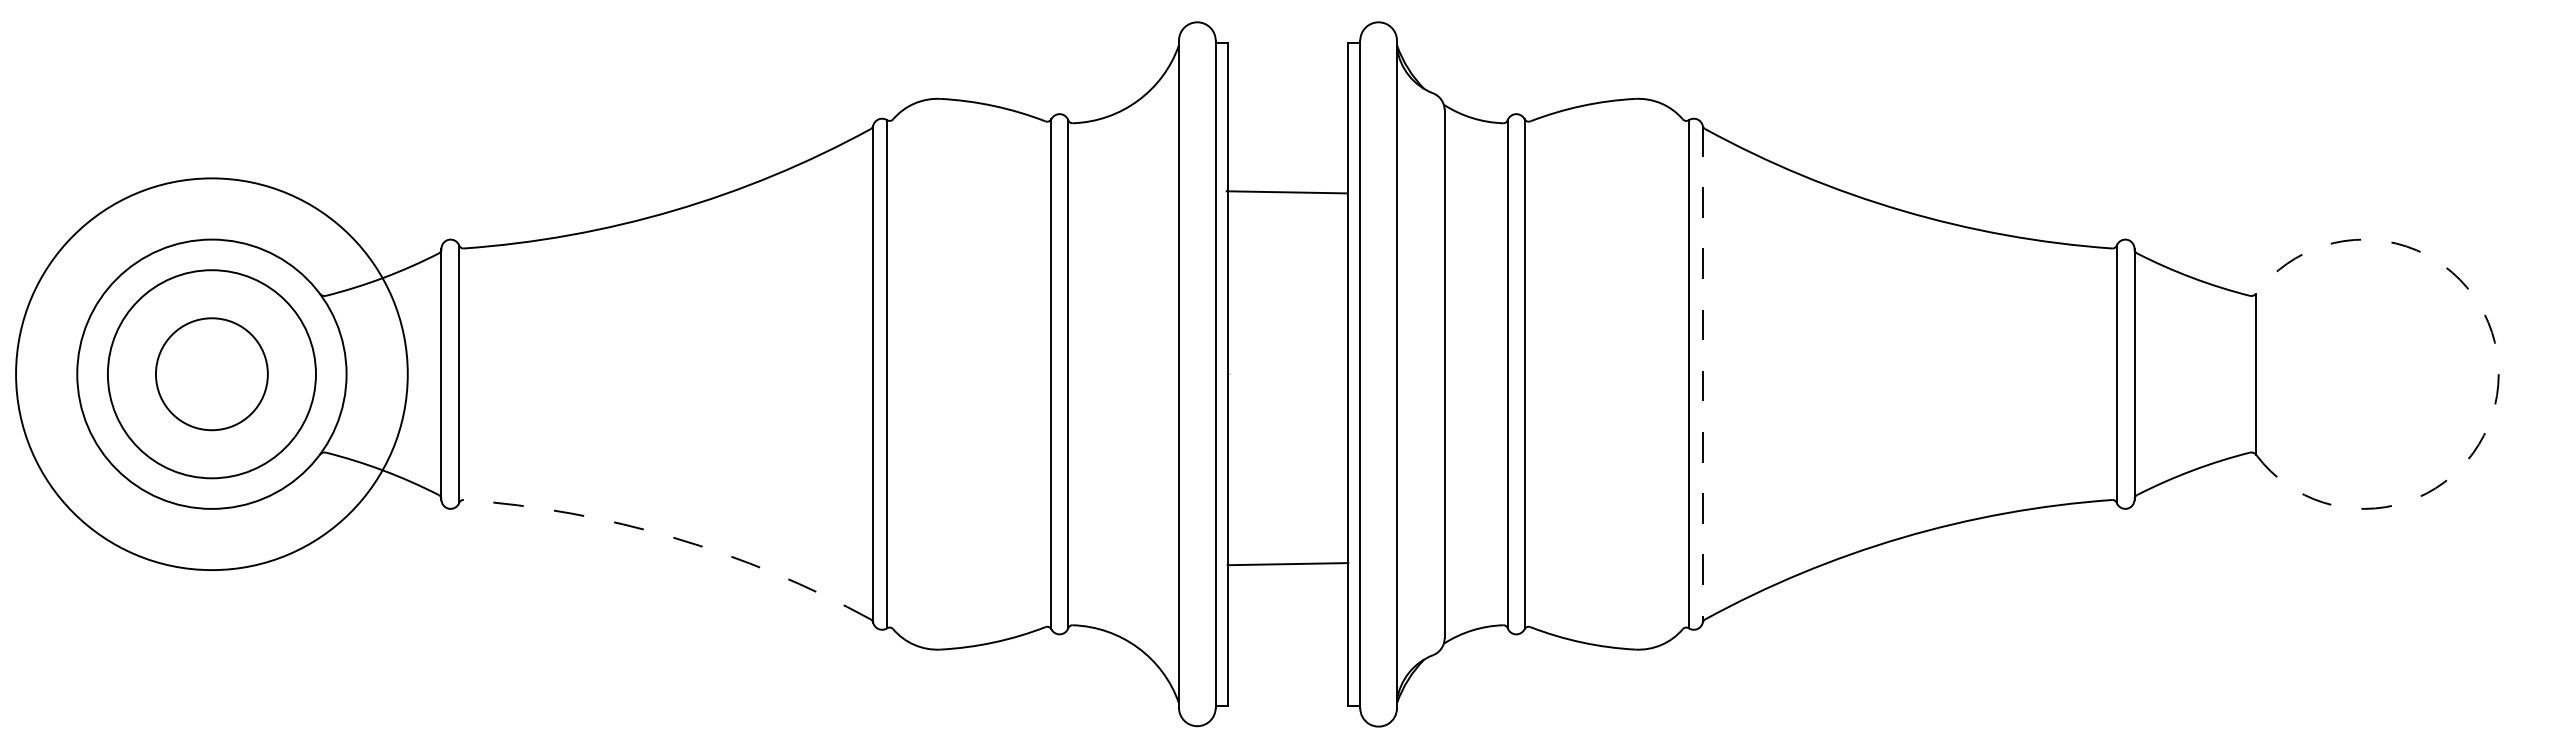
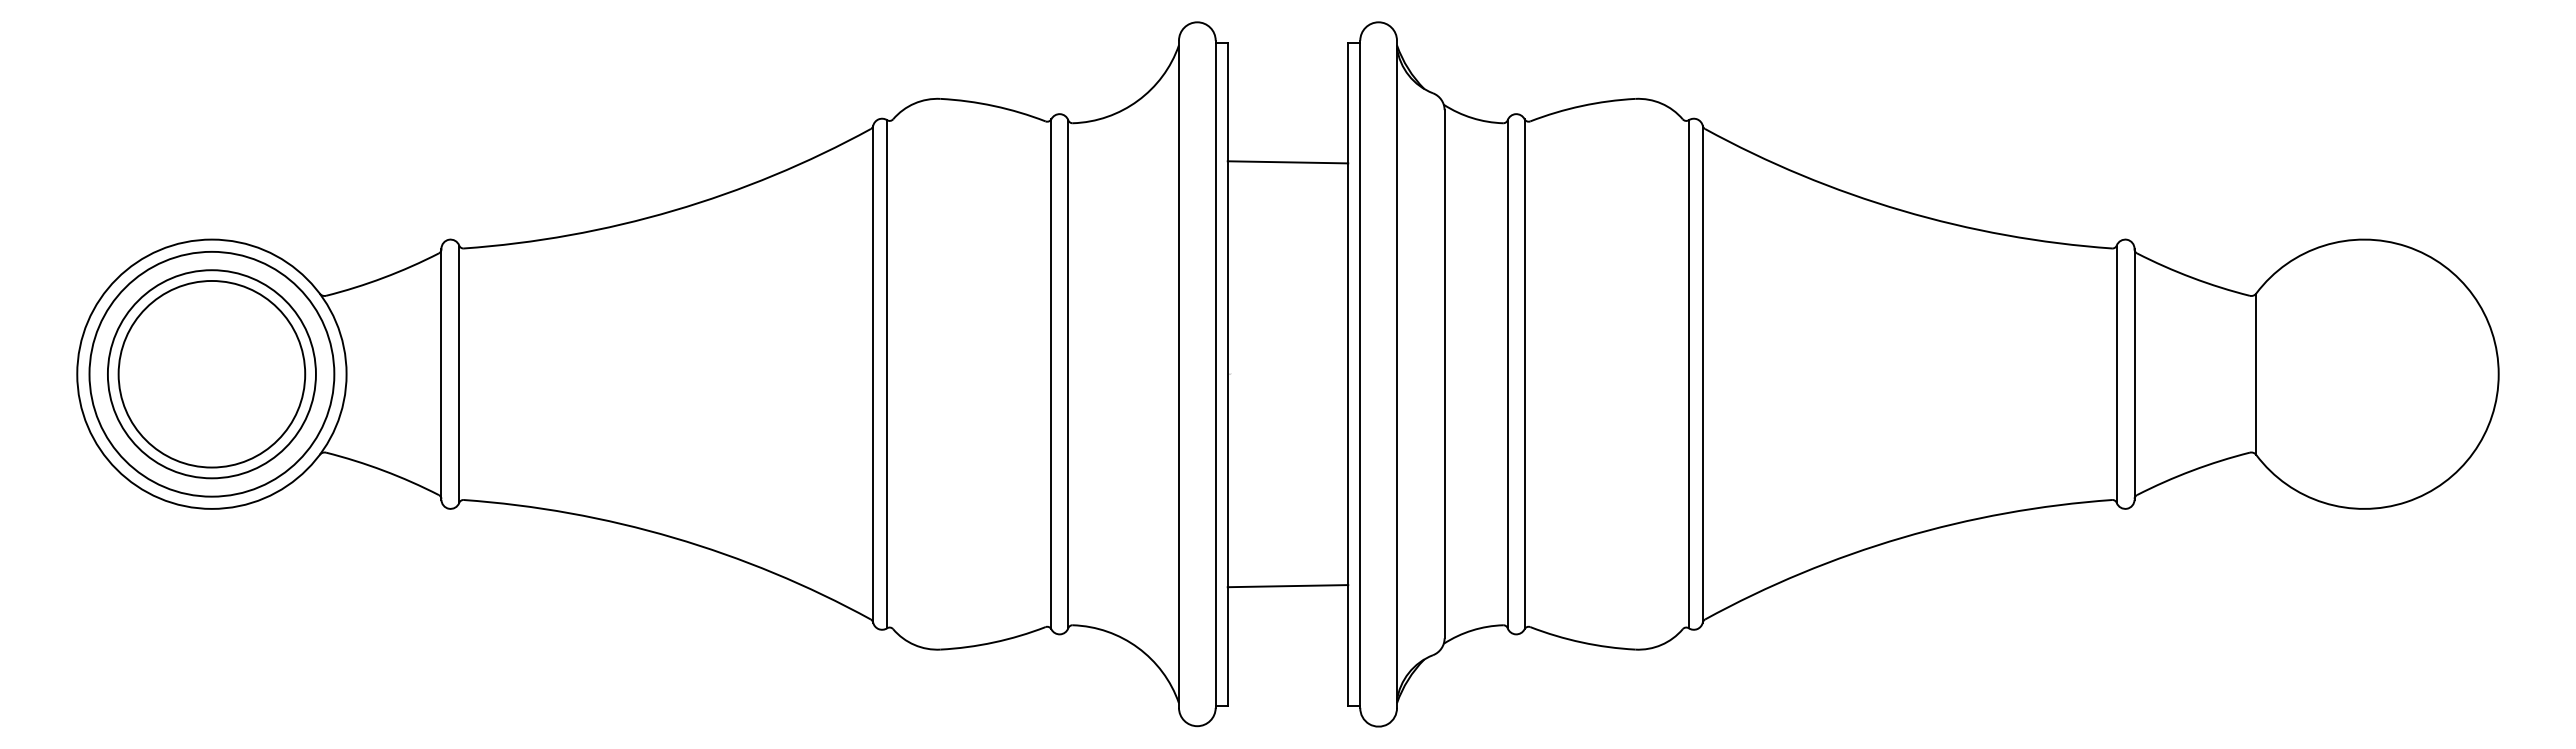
line position: (1286, 192) -> (1287, 162) (1287, 162)
circle diameter: 112 px -> 187 px (211, 373)
circle diameter: 392 px -> 245 px (211, 373)
line: dashed -> solid (1702, 374)
arc: dashed -> solid (2498, 374)
arc: dashed -> solid (673, 537)
line position: (1287, 564) -> (1287, 586) (1287, 586)
